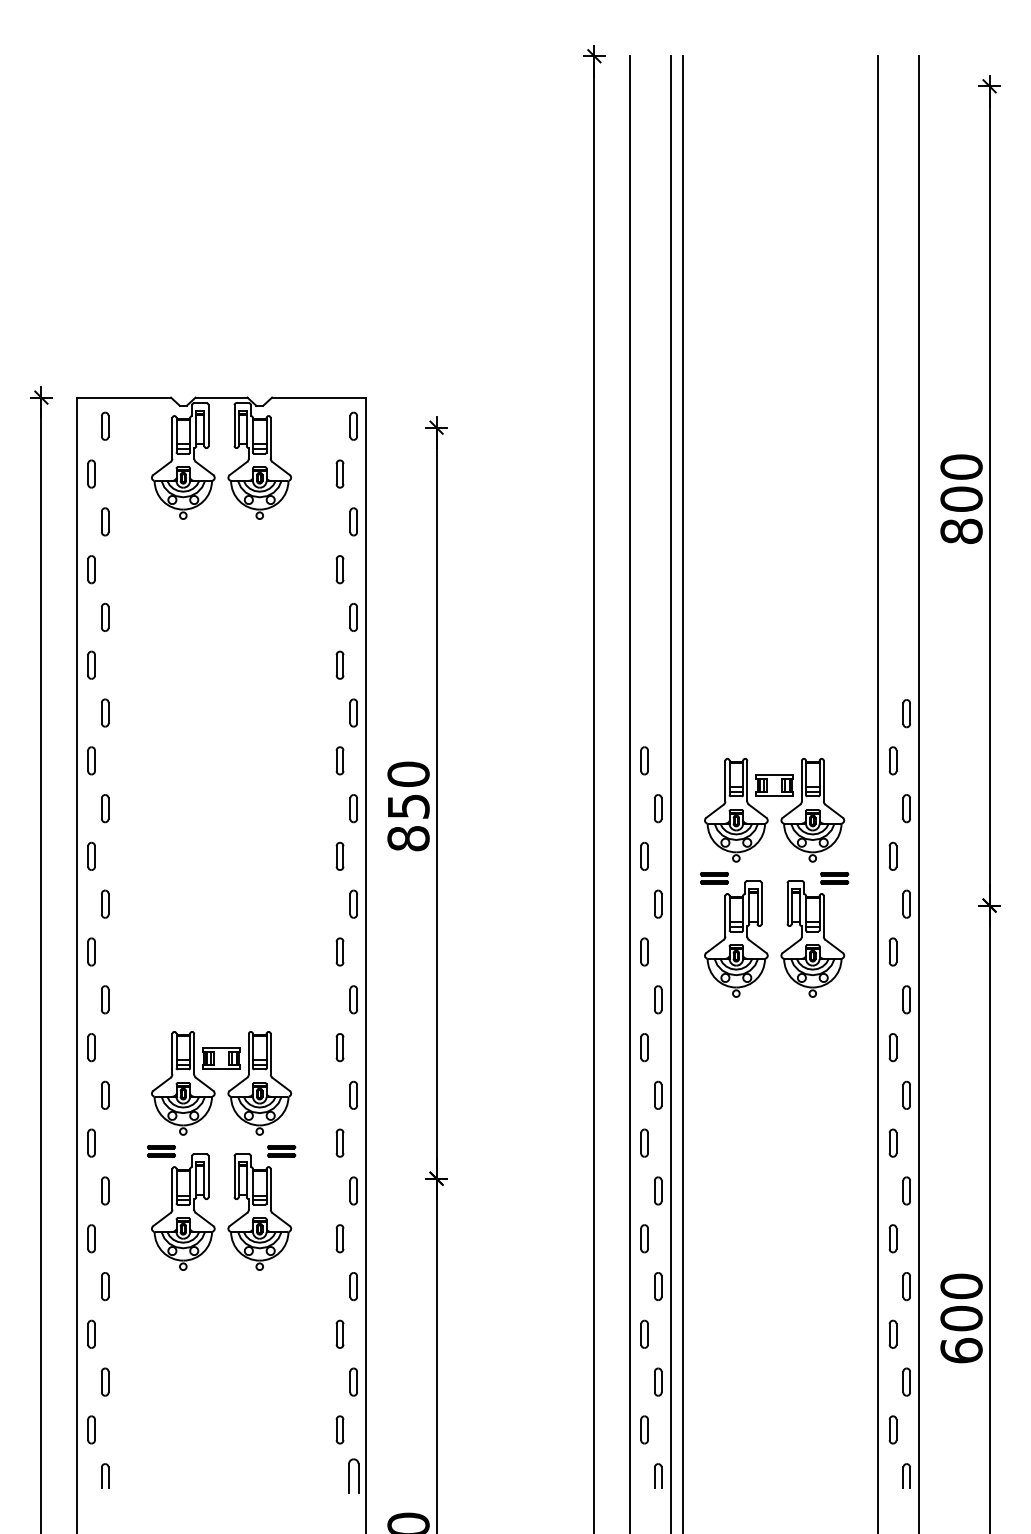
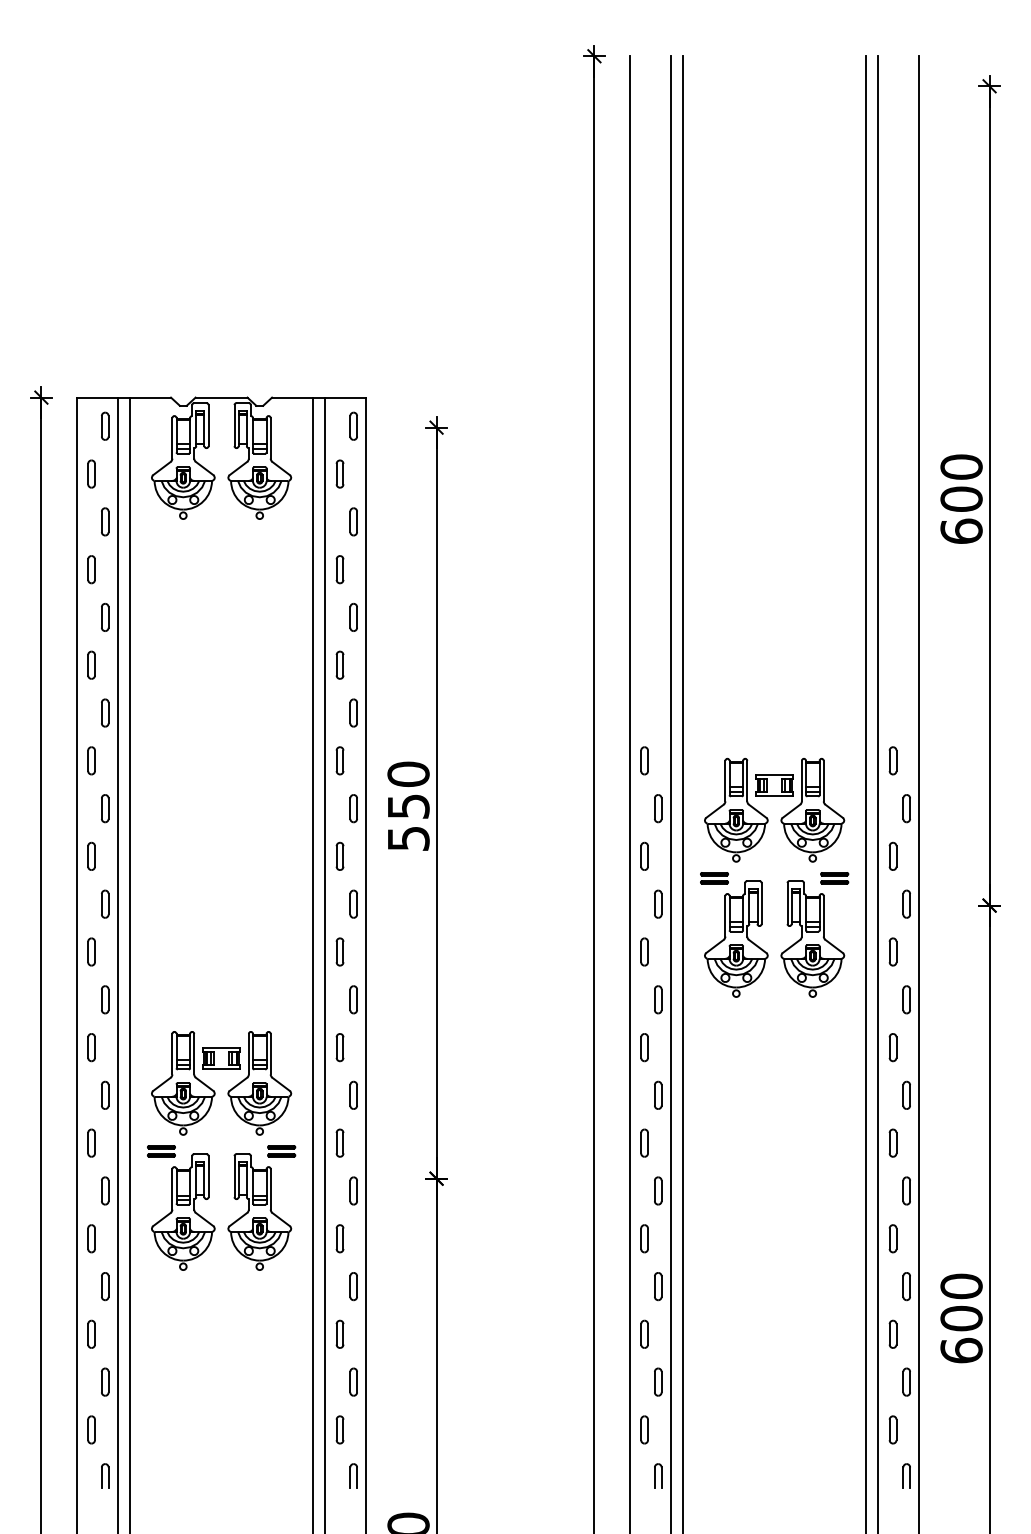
text: 800 -> 600 (961, 530)
part: present -> none (906, 713)
line: none -> present (865, 793)
text: 850 -> 550 (408, 838)
line: none -> present (117, 963)
line: none -> present (130, 963)
line: none -> present (312, 963)
line: none -> present (325, 963)
part size: 12x36 px -> 9x26 px (353, 1475)
